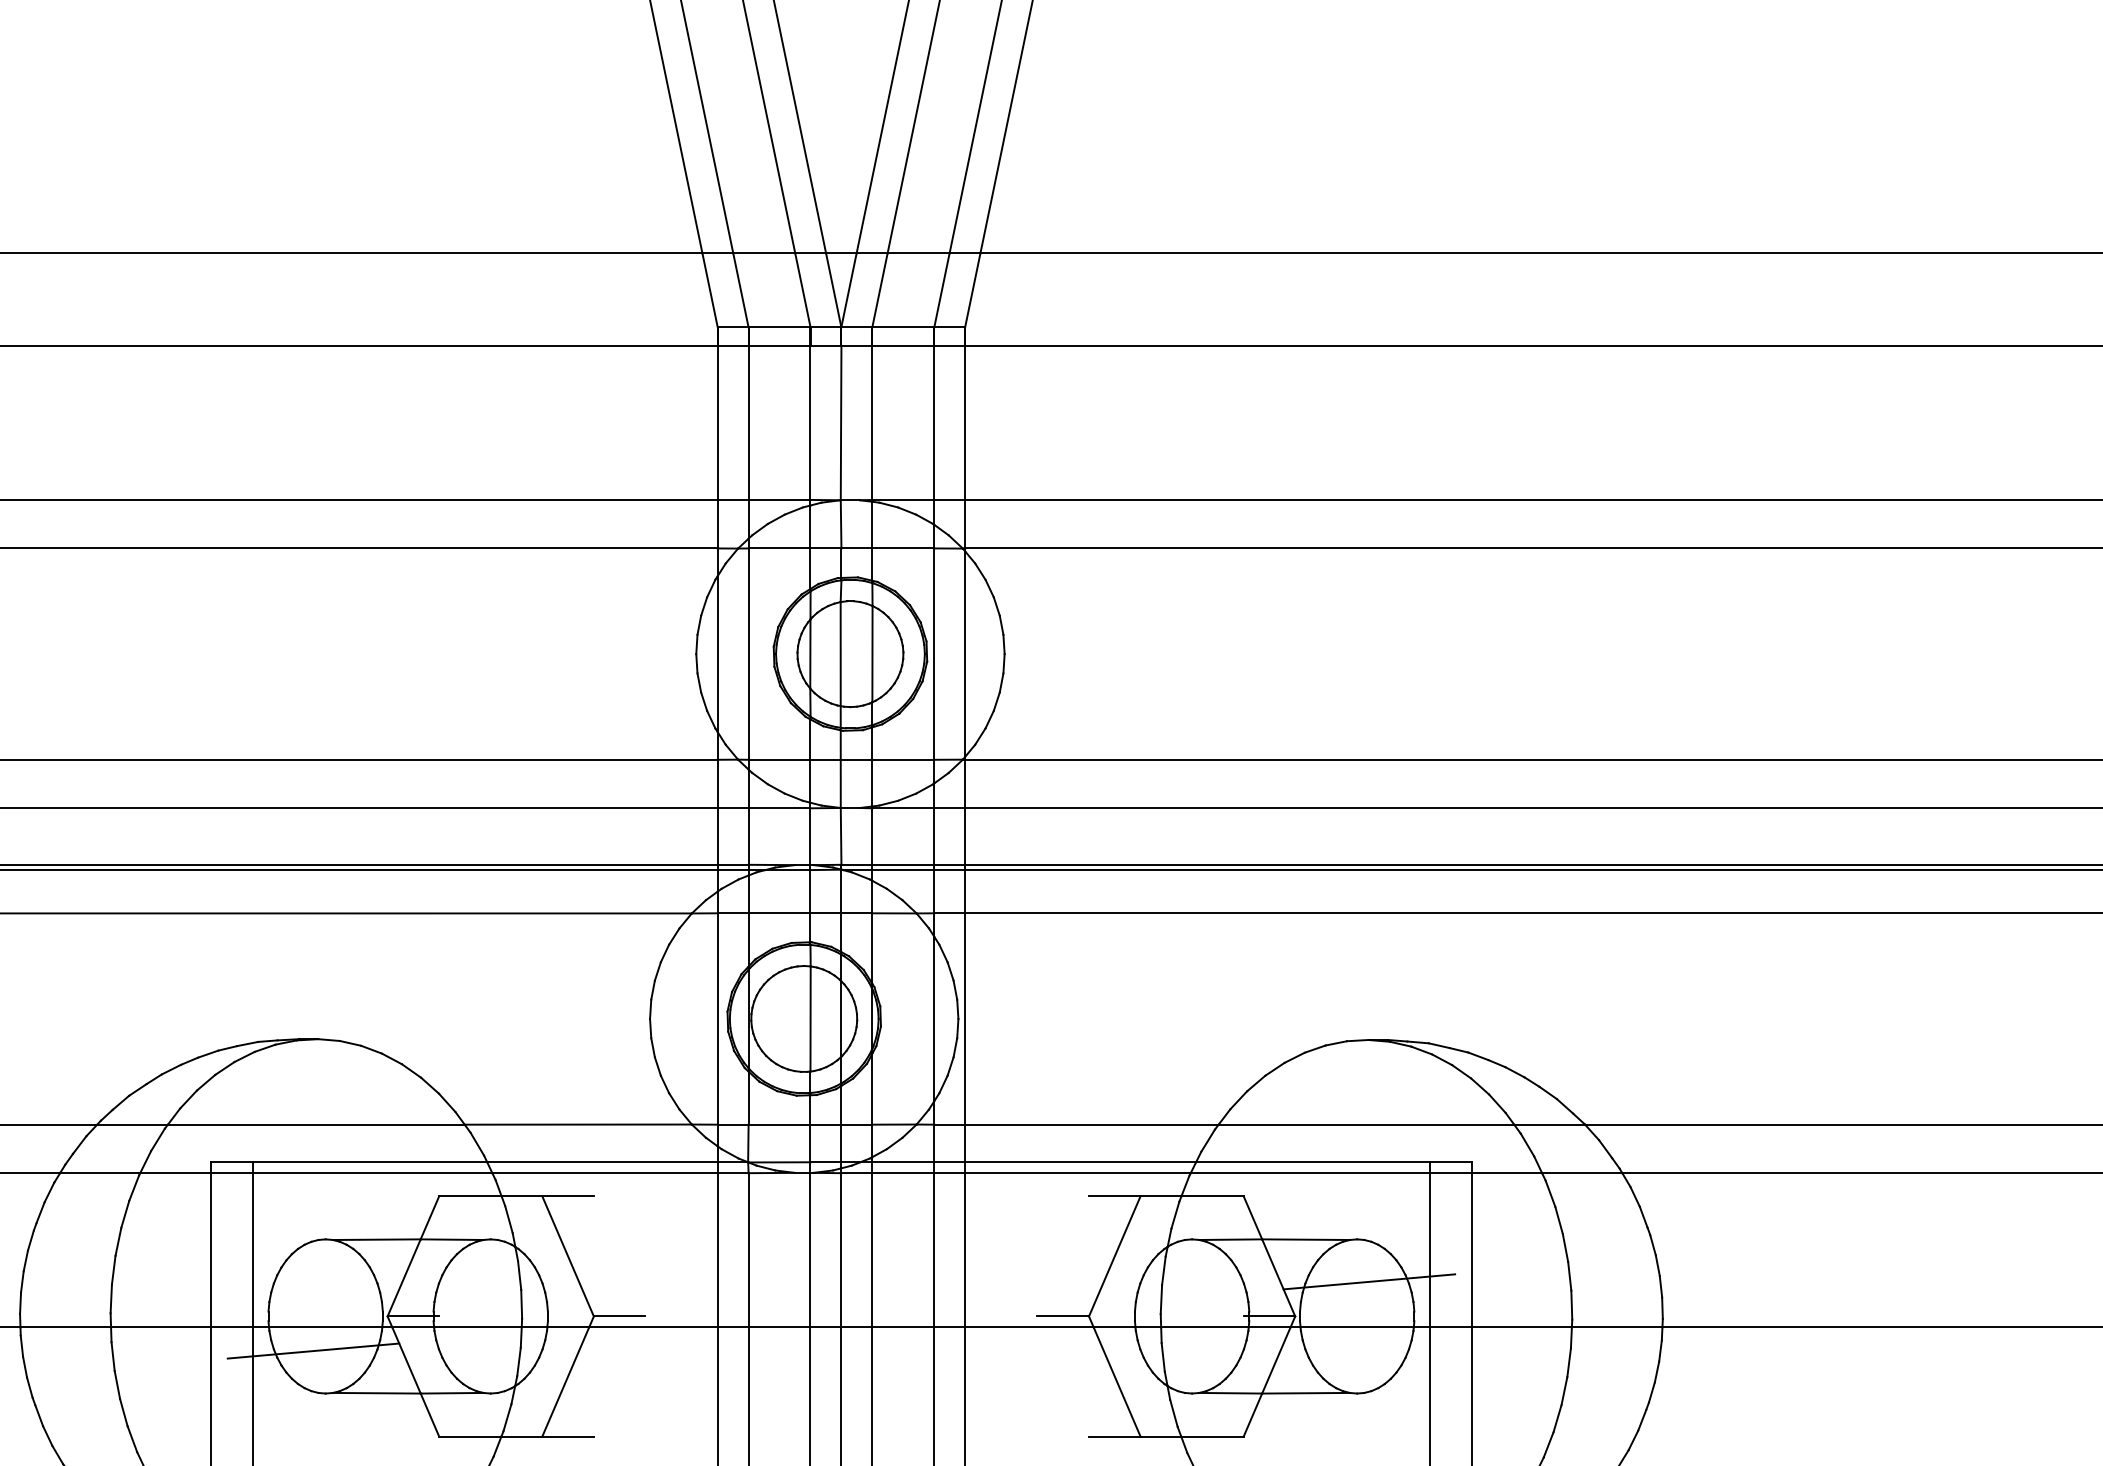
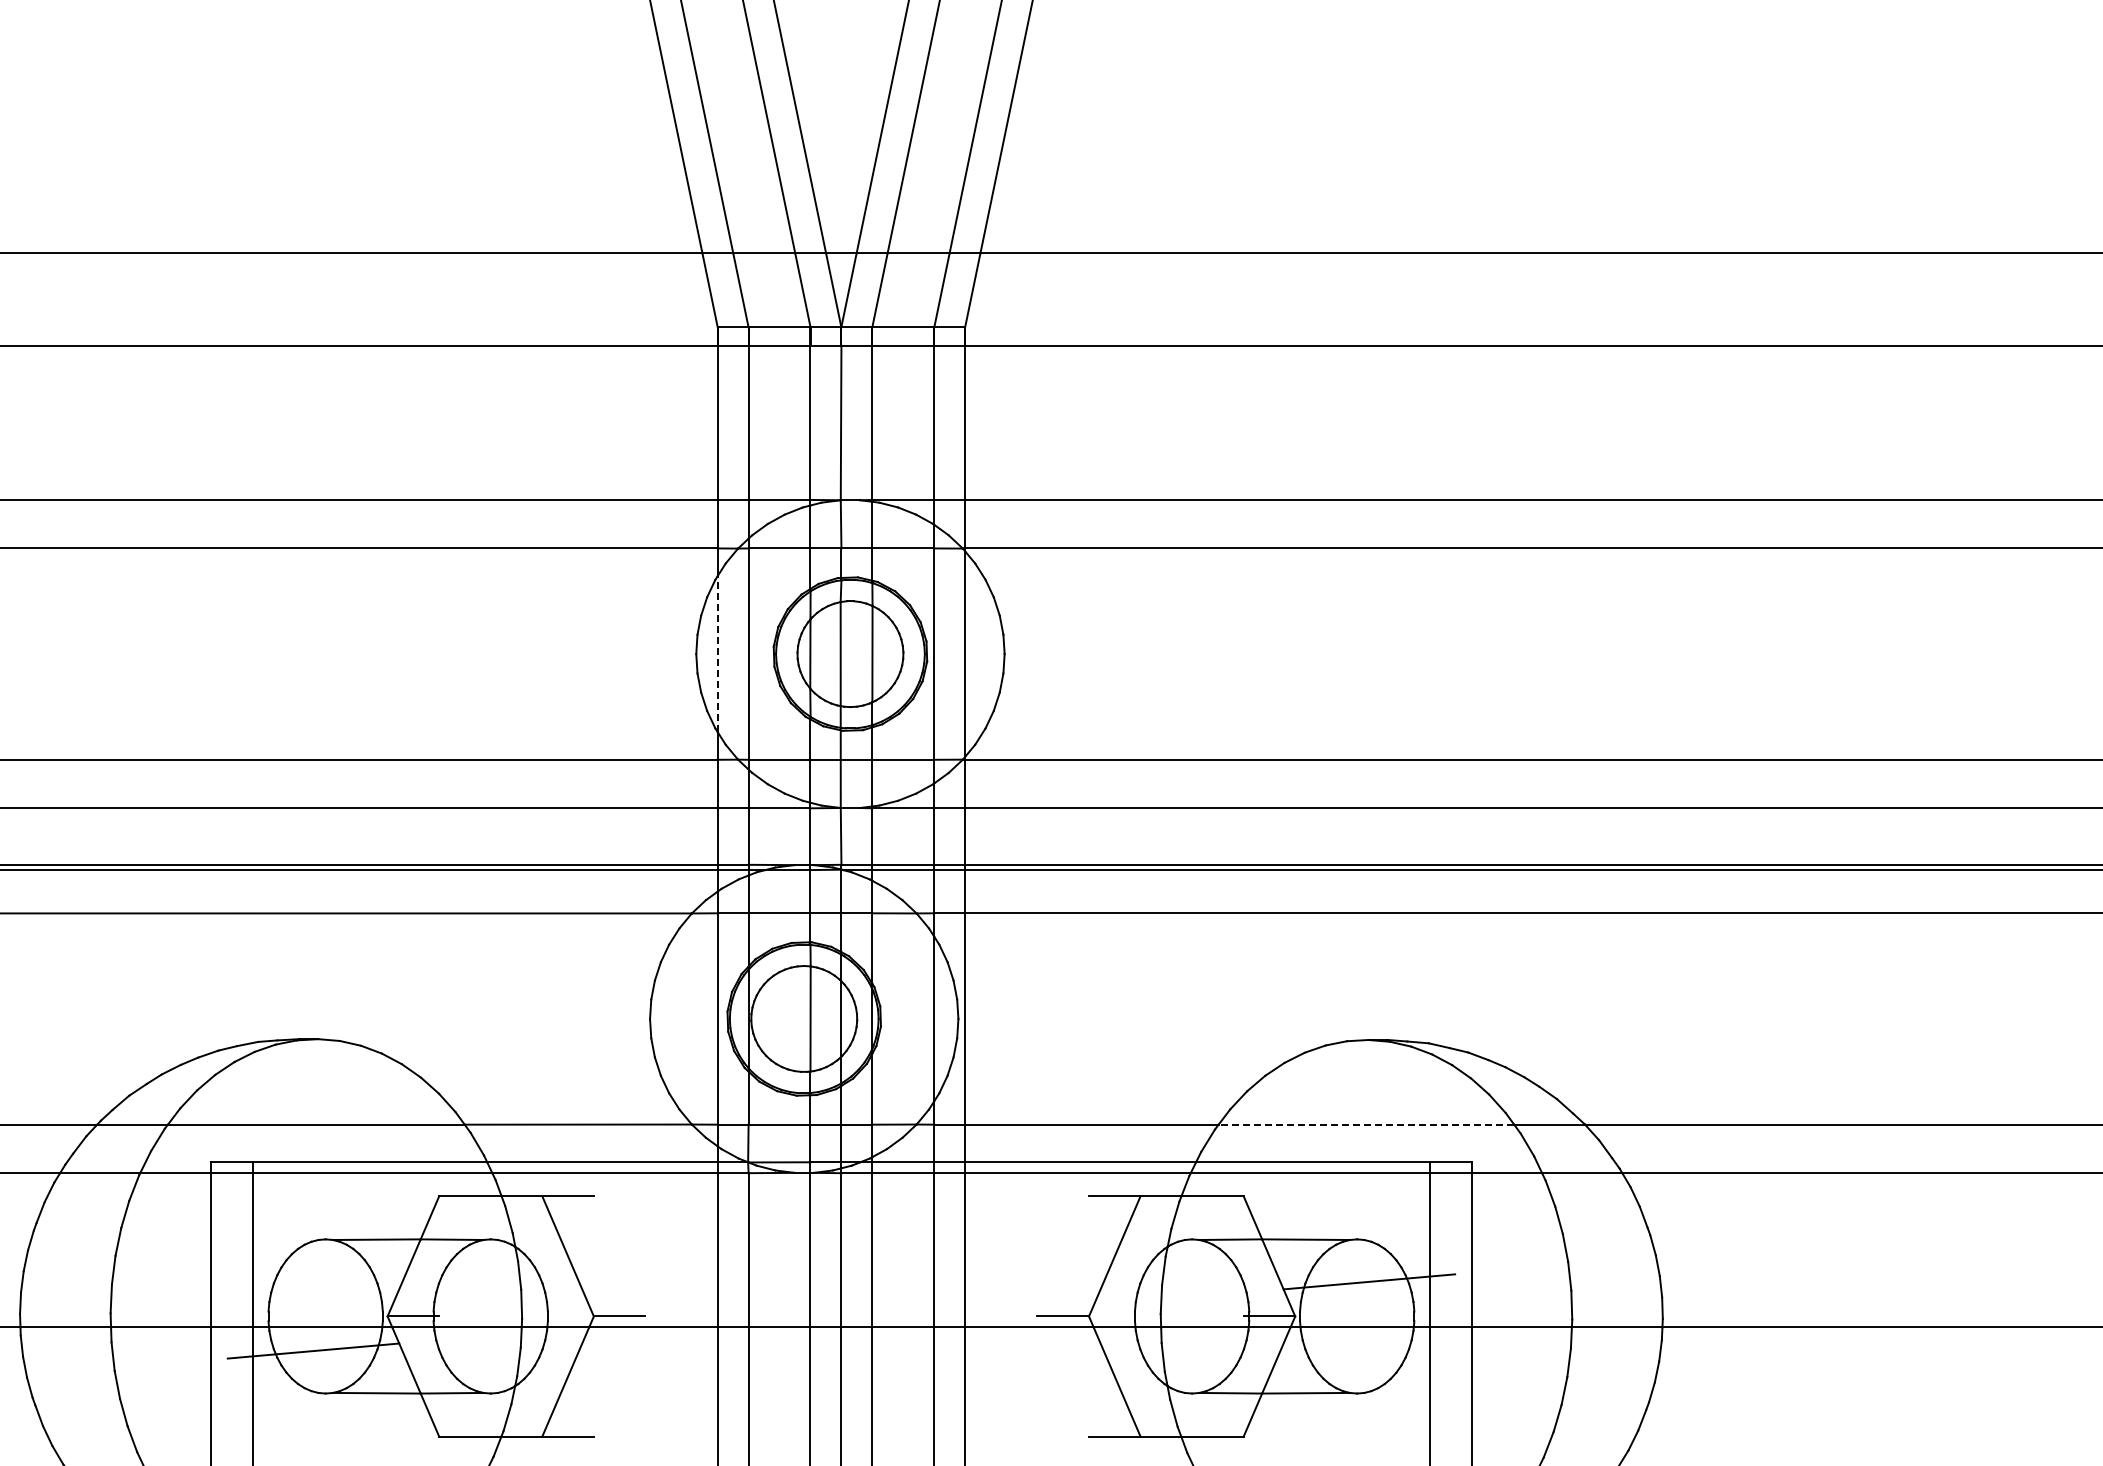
line: solid -> dashed (717, 654)
line: solid -> dashed (1366, 1124)
